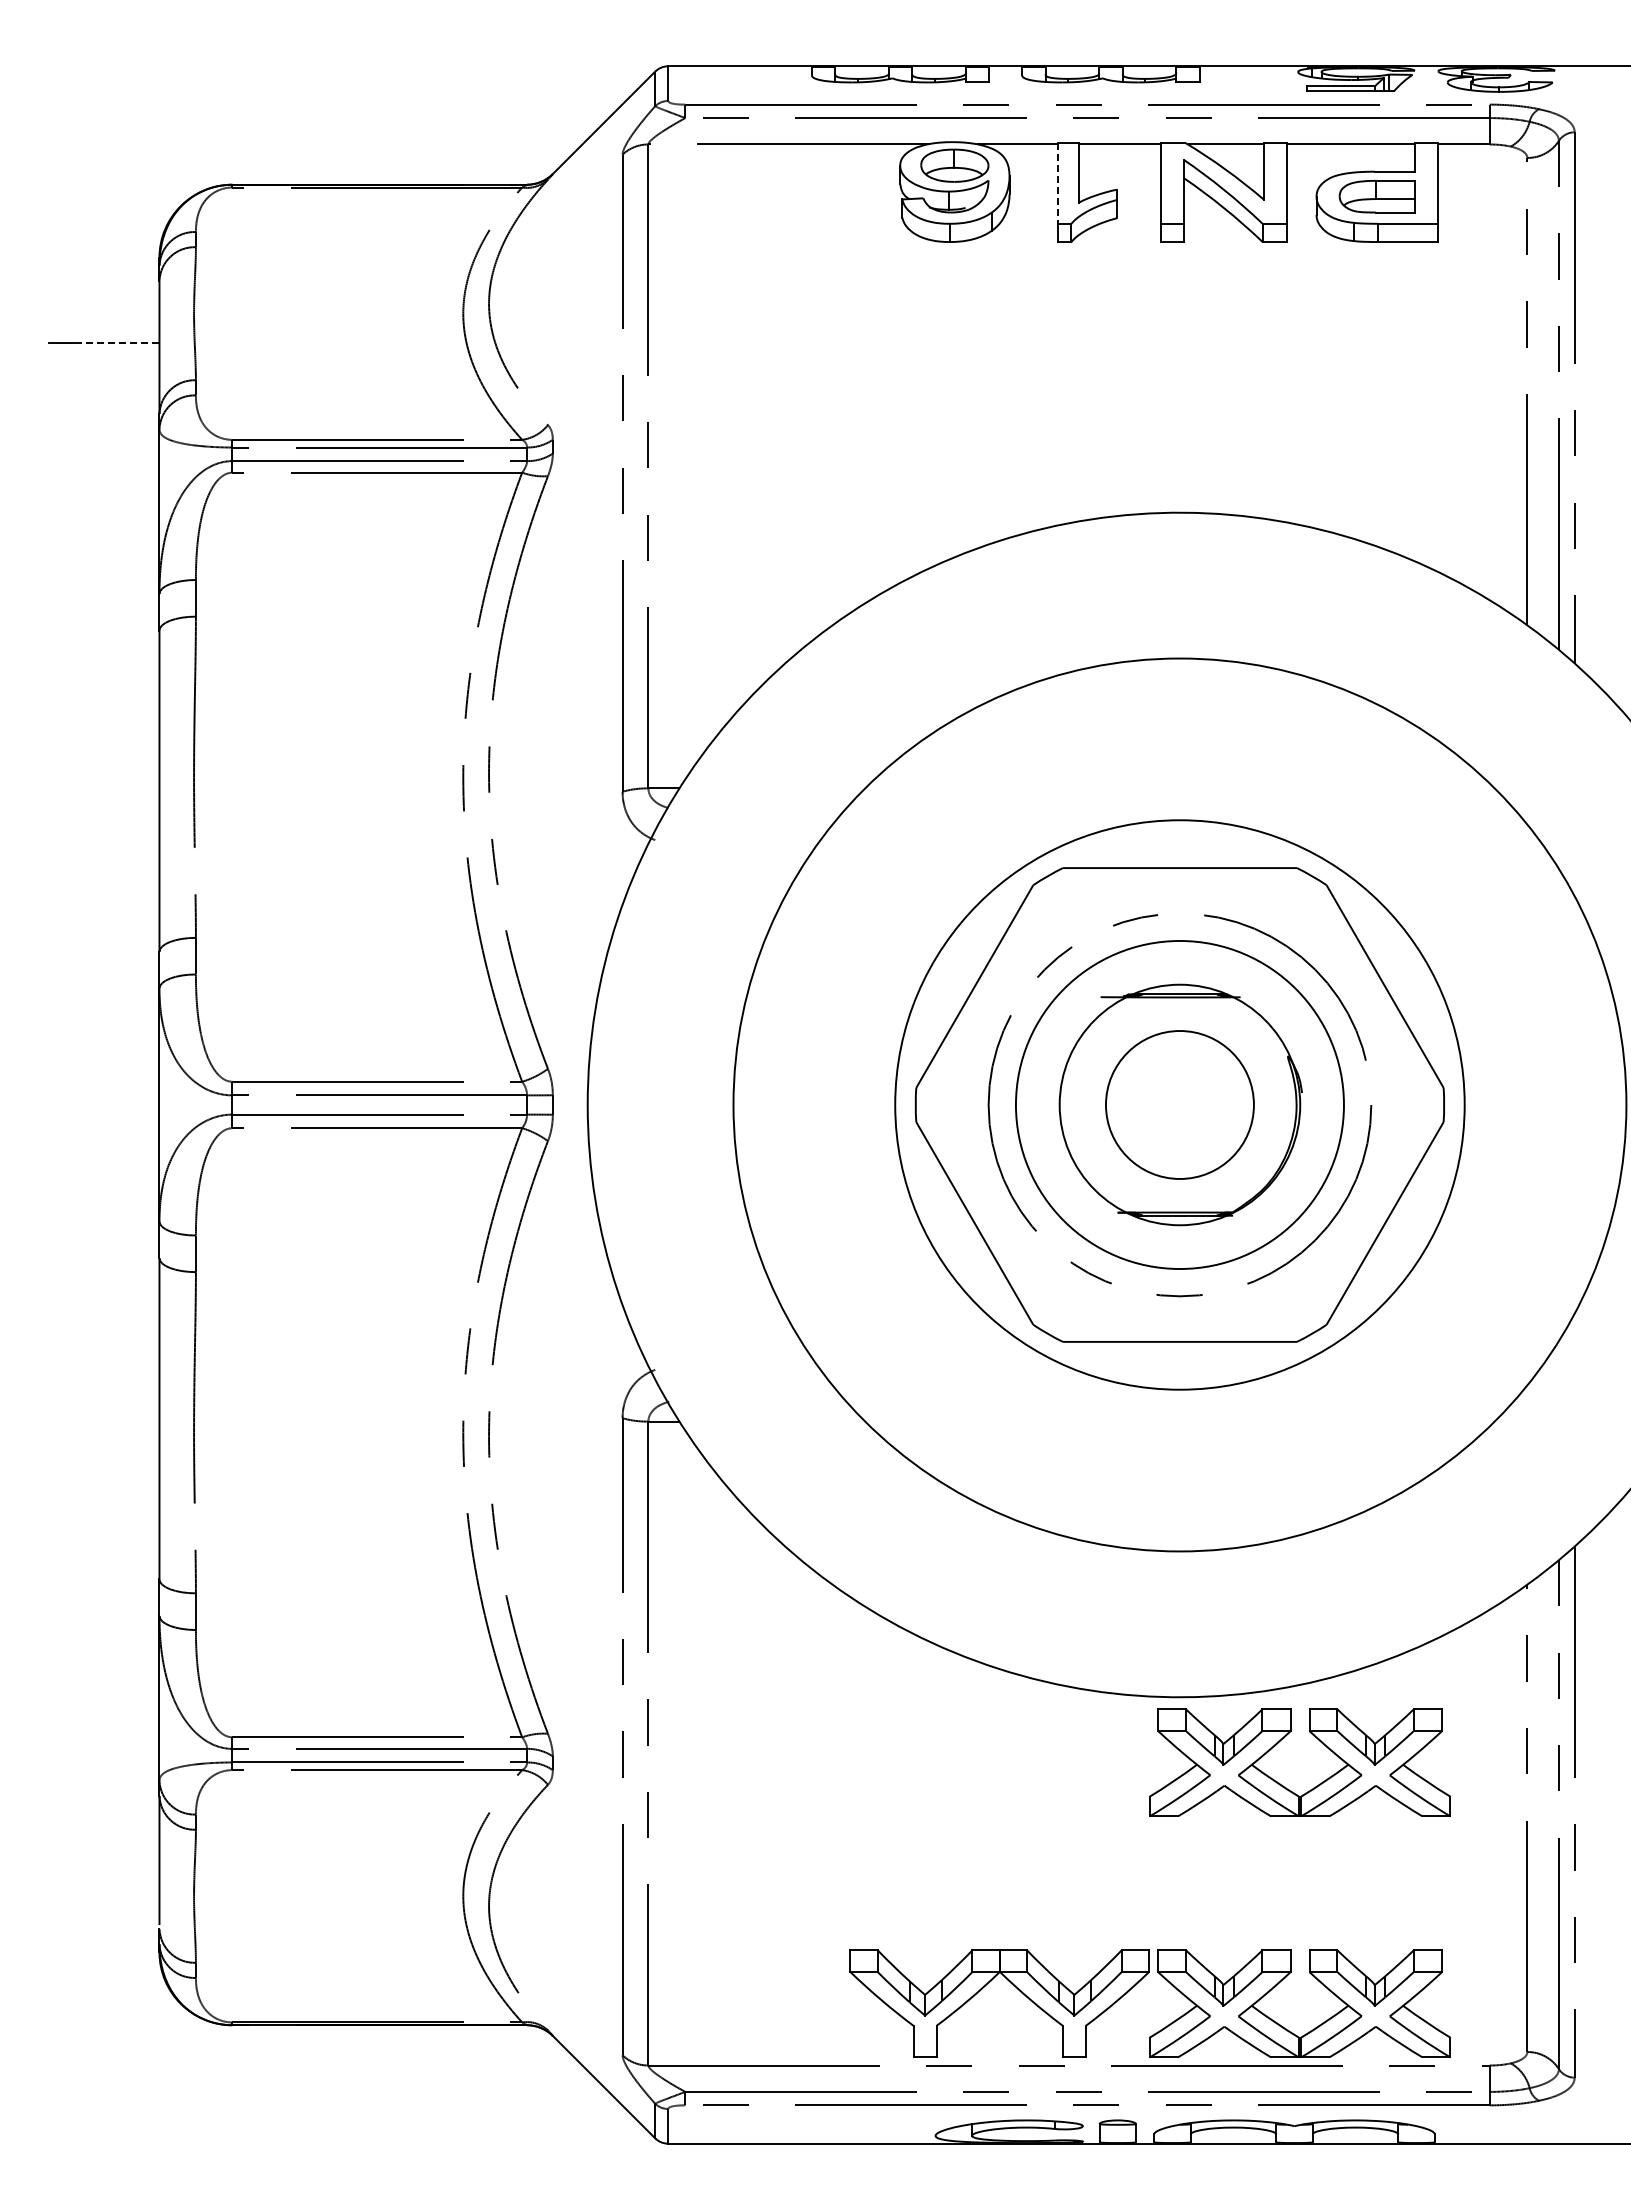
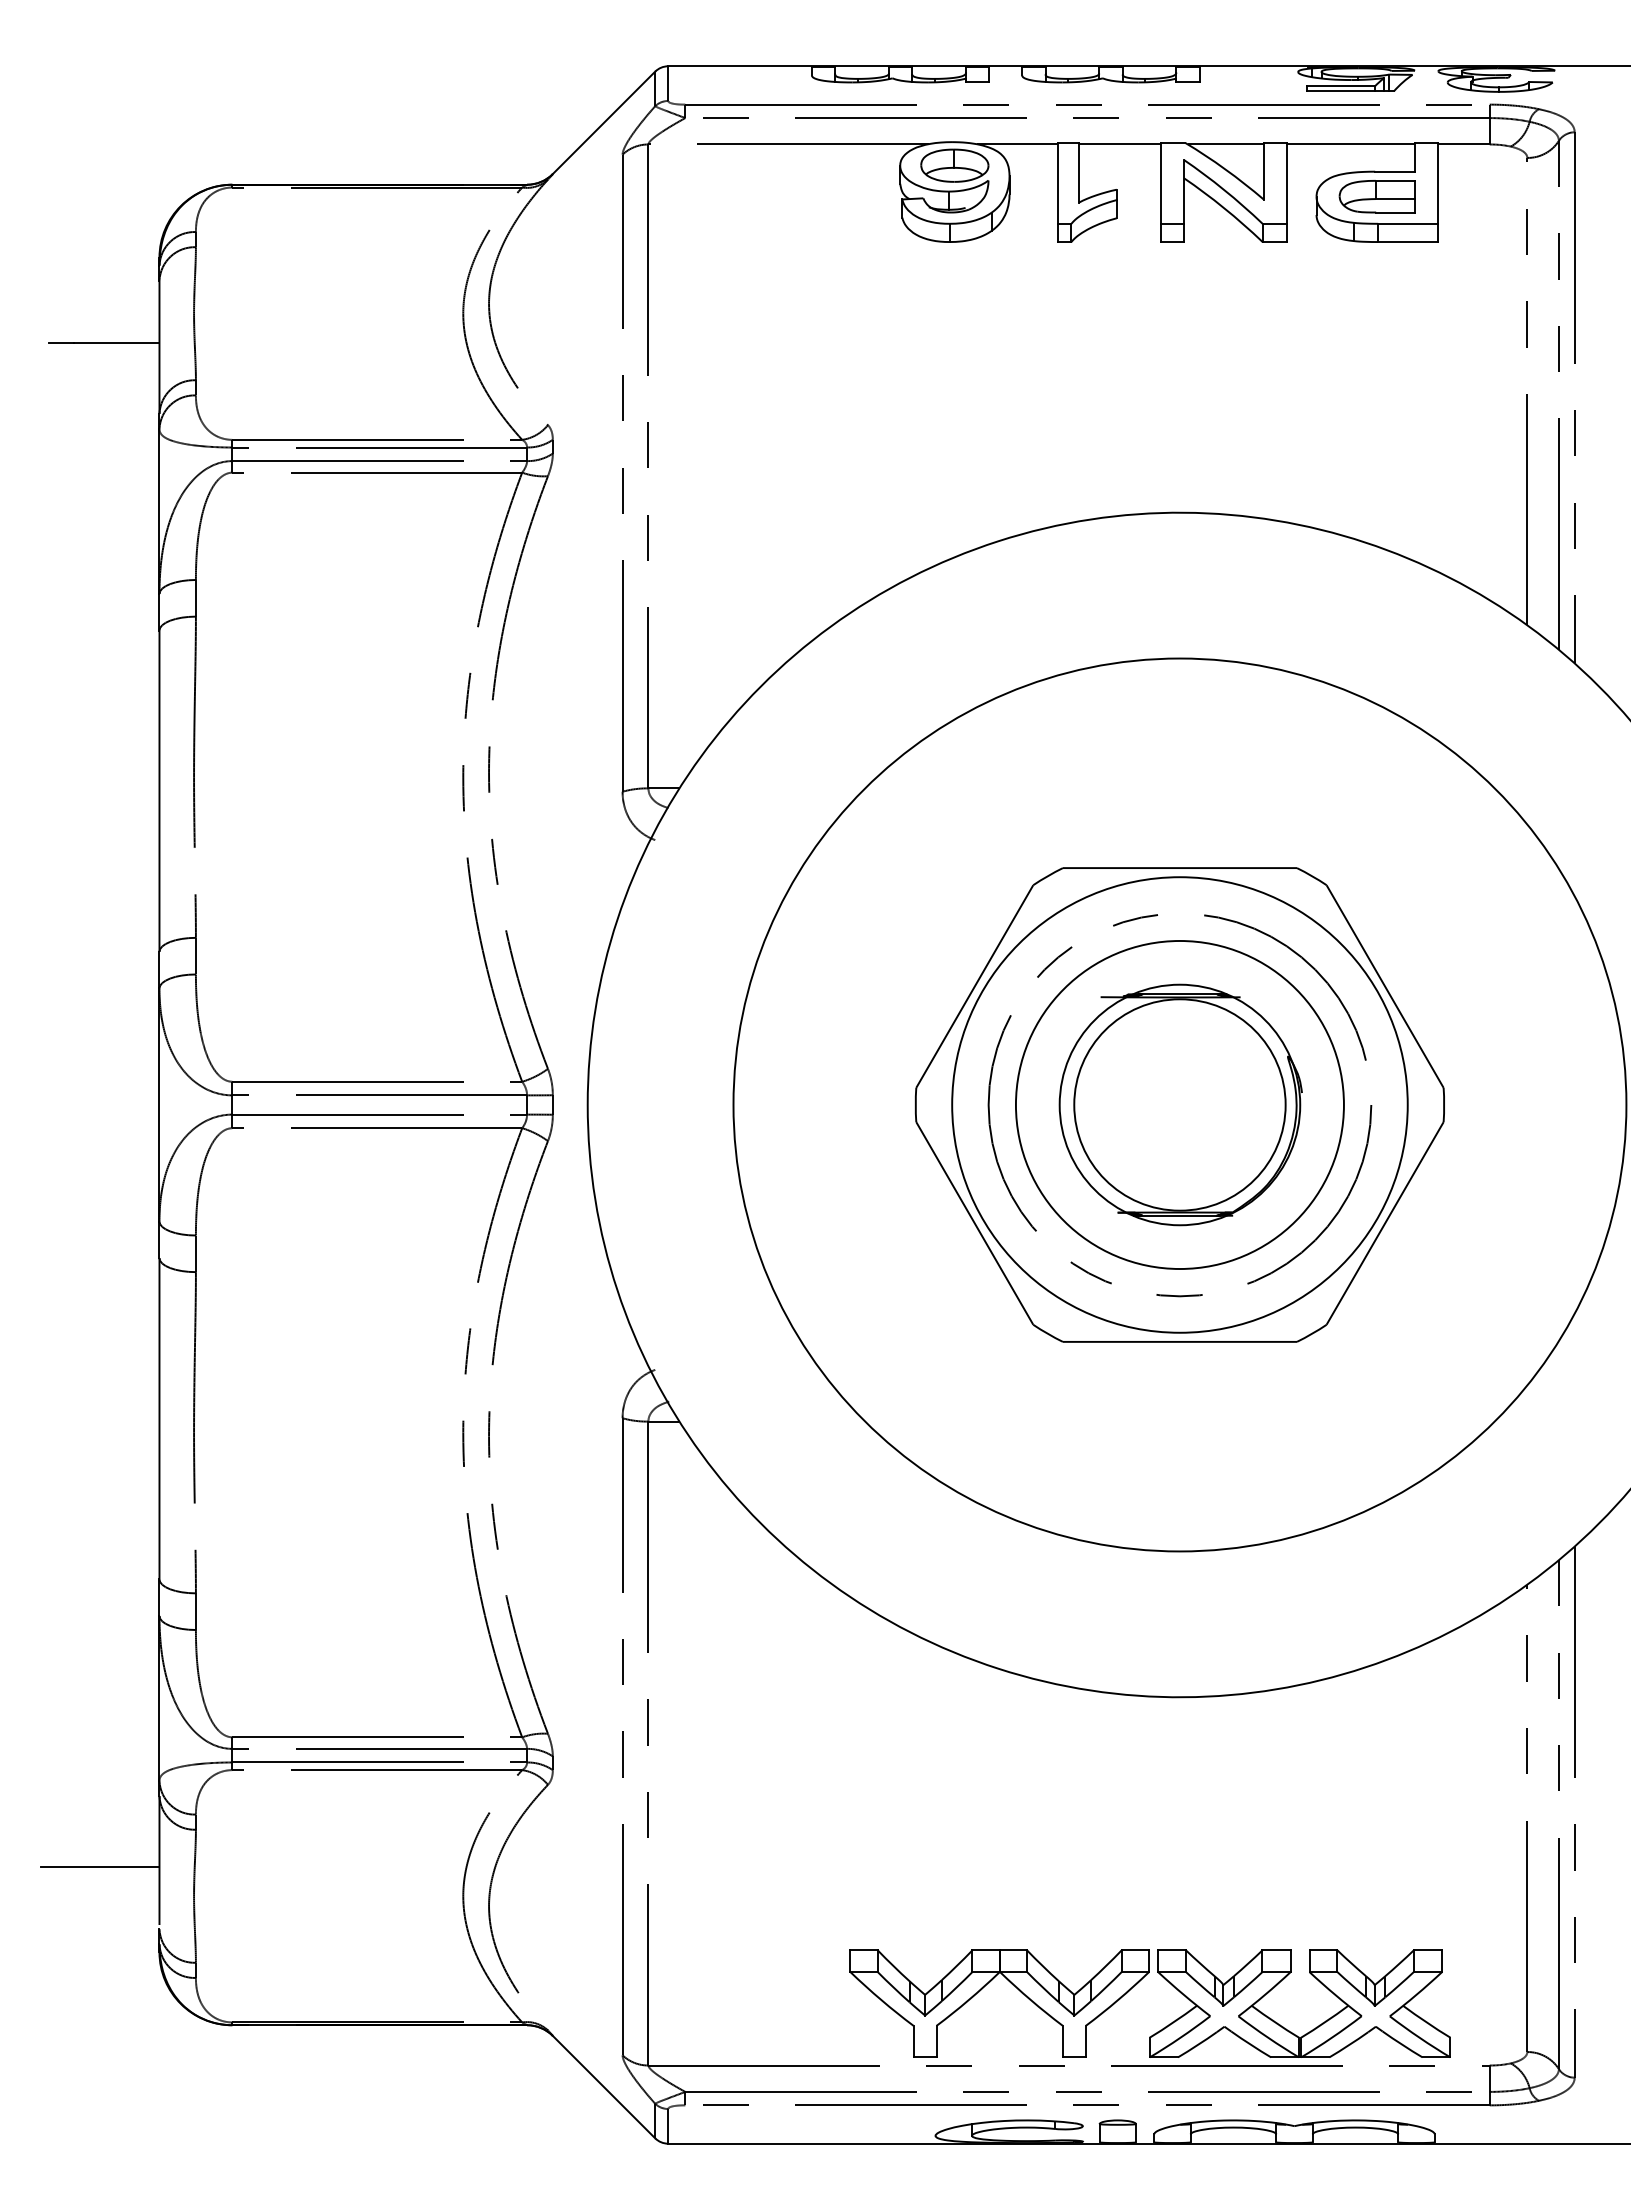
line: dashed -> solid (1057, 183)
line: dashed -> solid (116, 343)
circle diameter: 148 px -> 211 px (1179, 1104)
circle diameter: 569 px -> 456 px (1179, 1104)
part: present -> none (1283, 1785)
line: none -> present (100, 1866)
